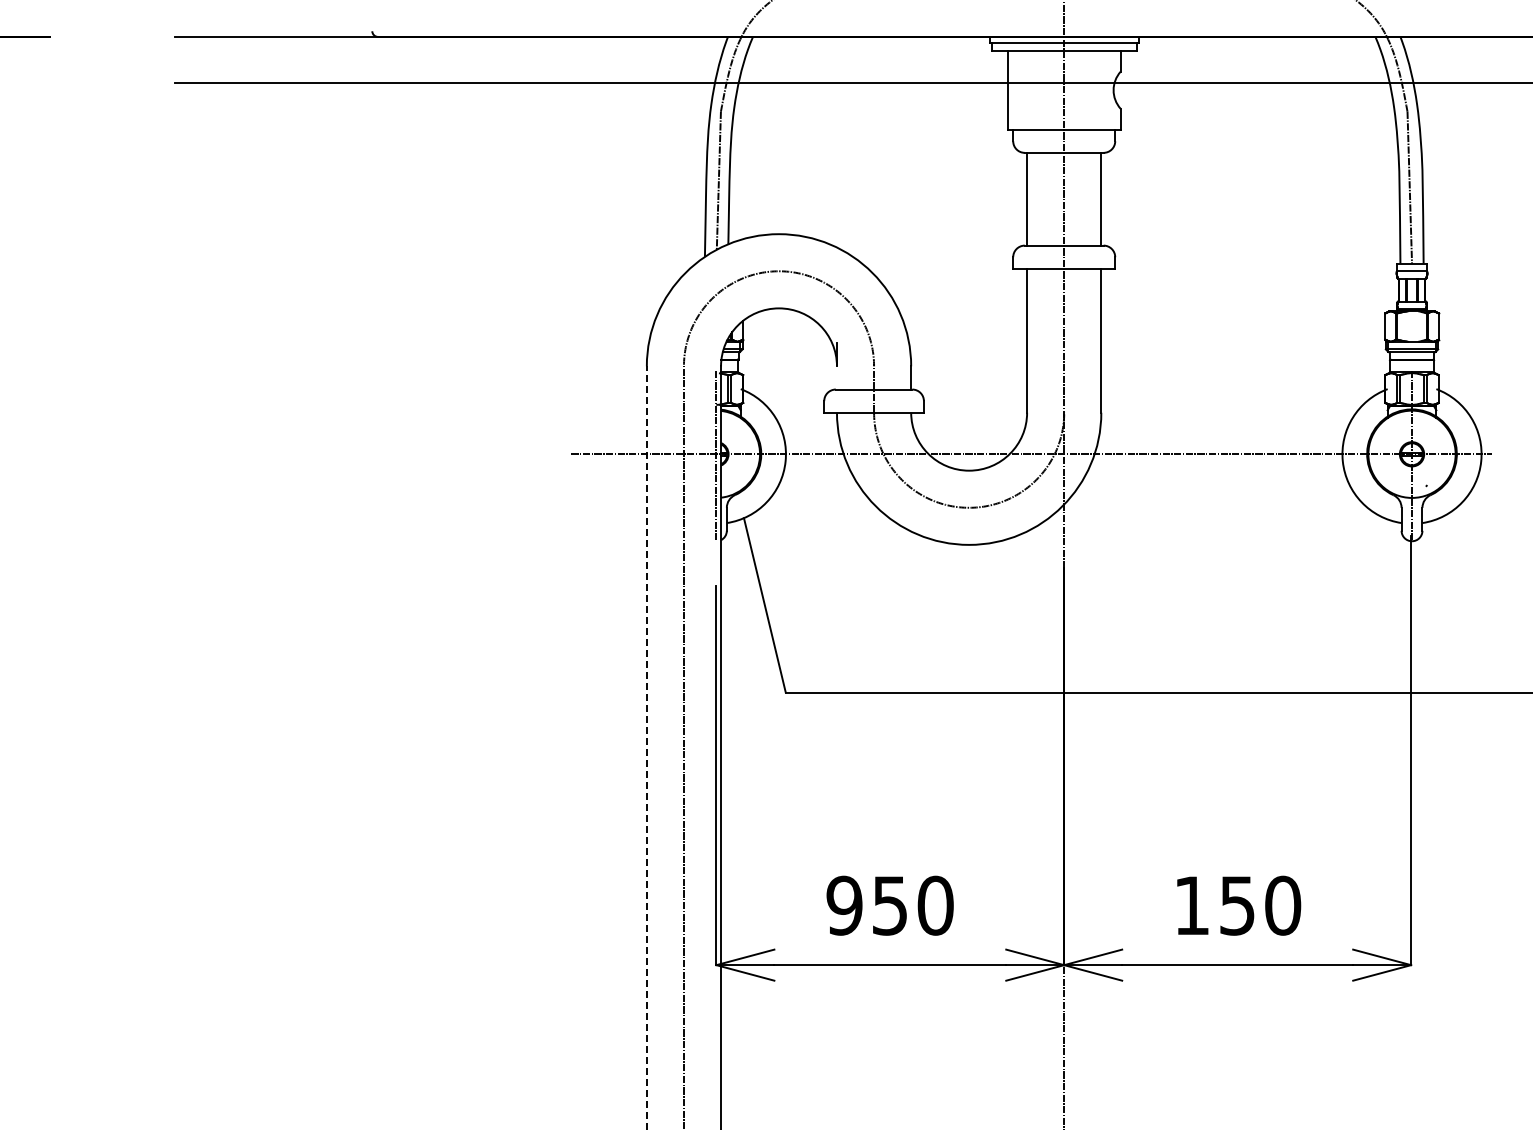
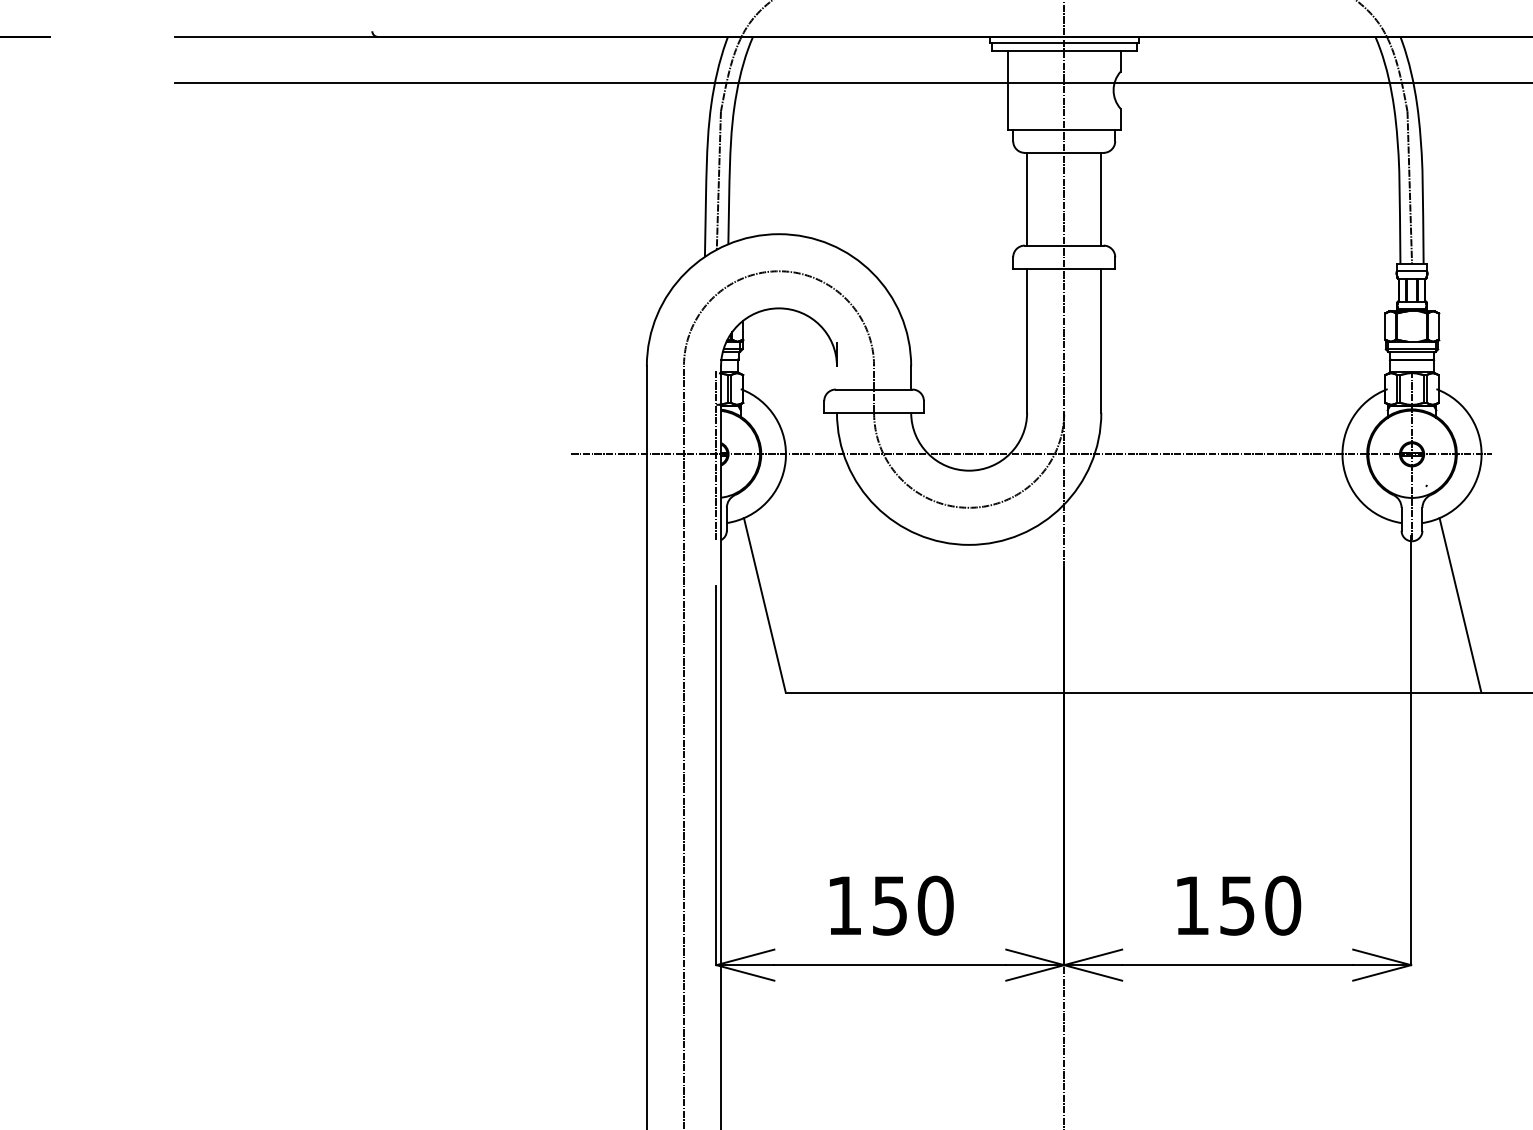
line: none -> present (1460, 605)
line: dashed -> solid (646, 747)
text: 950 -> 150 (844, 905)
